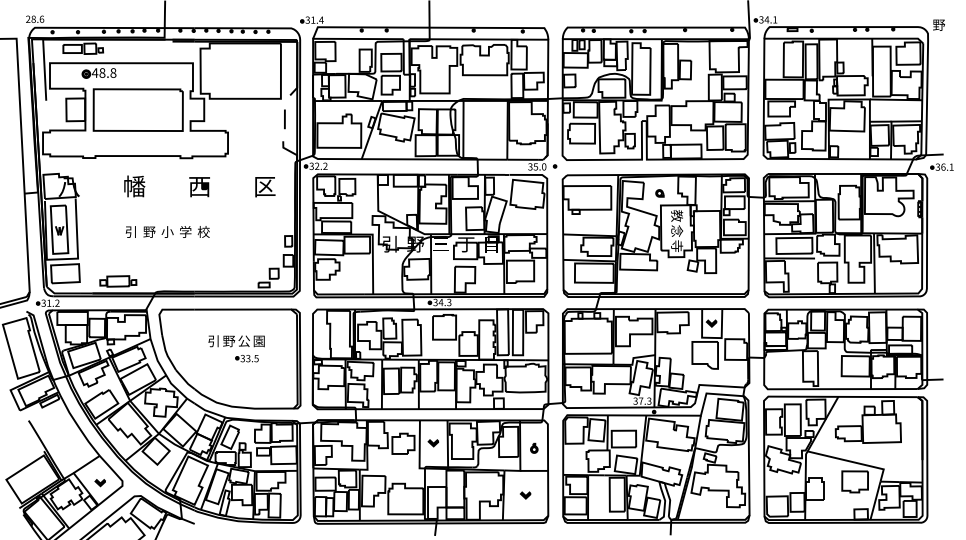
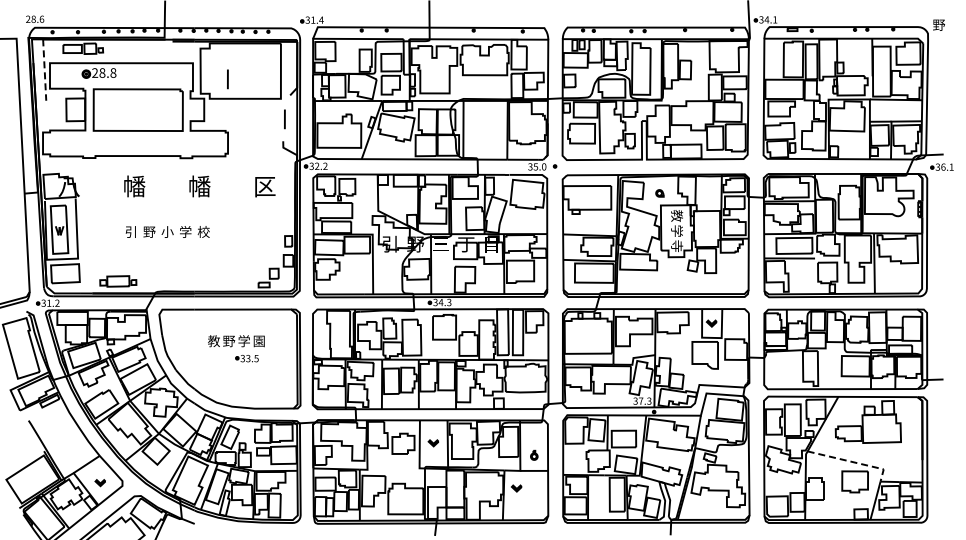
line: solid -> dashed (44, 69)
text: 48.8 -> 28.8 (94, 72)
line: none -> present (227, 79)
text: 西 -> 幡 (199, 186)
text: 念 -> 学 (677, 230)
text: 引 -> 教 (213, 341)
text: 公 -> 学 (243, 341)
part position: (534, 447) -> (534, 454) (534, 454)
line: solid -> dashed (852, 462)
part position: (525, 495) -> (516, 488) (516, 488)
